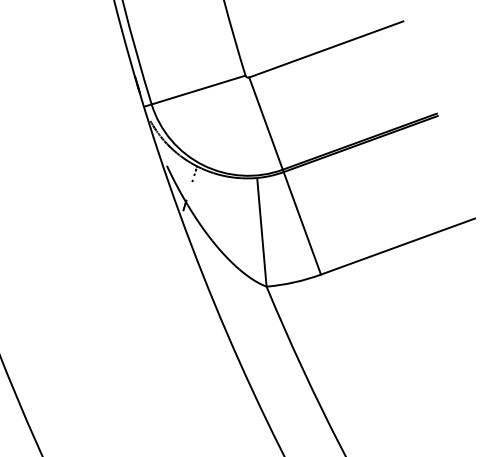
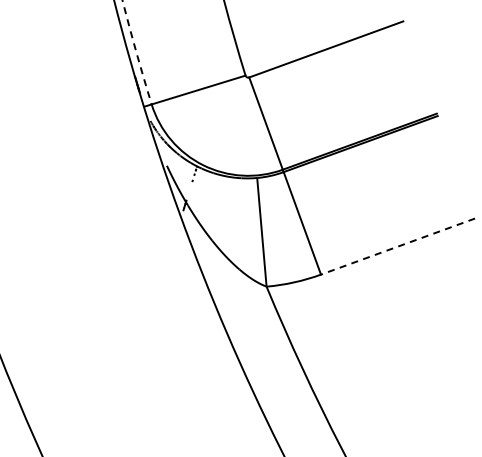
arc: solid -> dashed (136, 53)
line: solid -> dashed (398, 246)
